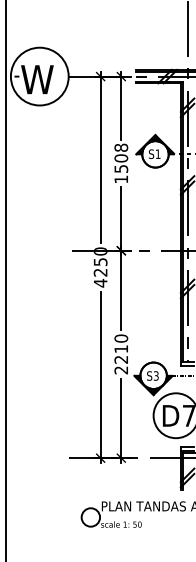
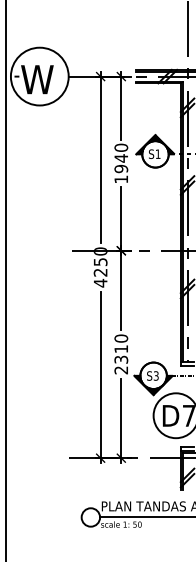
text: 1508 -> 1940 (121, 158)
text: 2210 -> 2310 (121, 359)
line: none -> present (146, 517)
